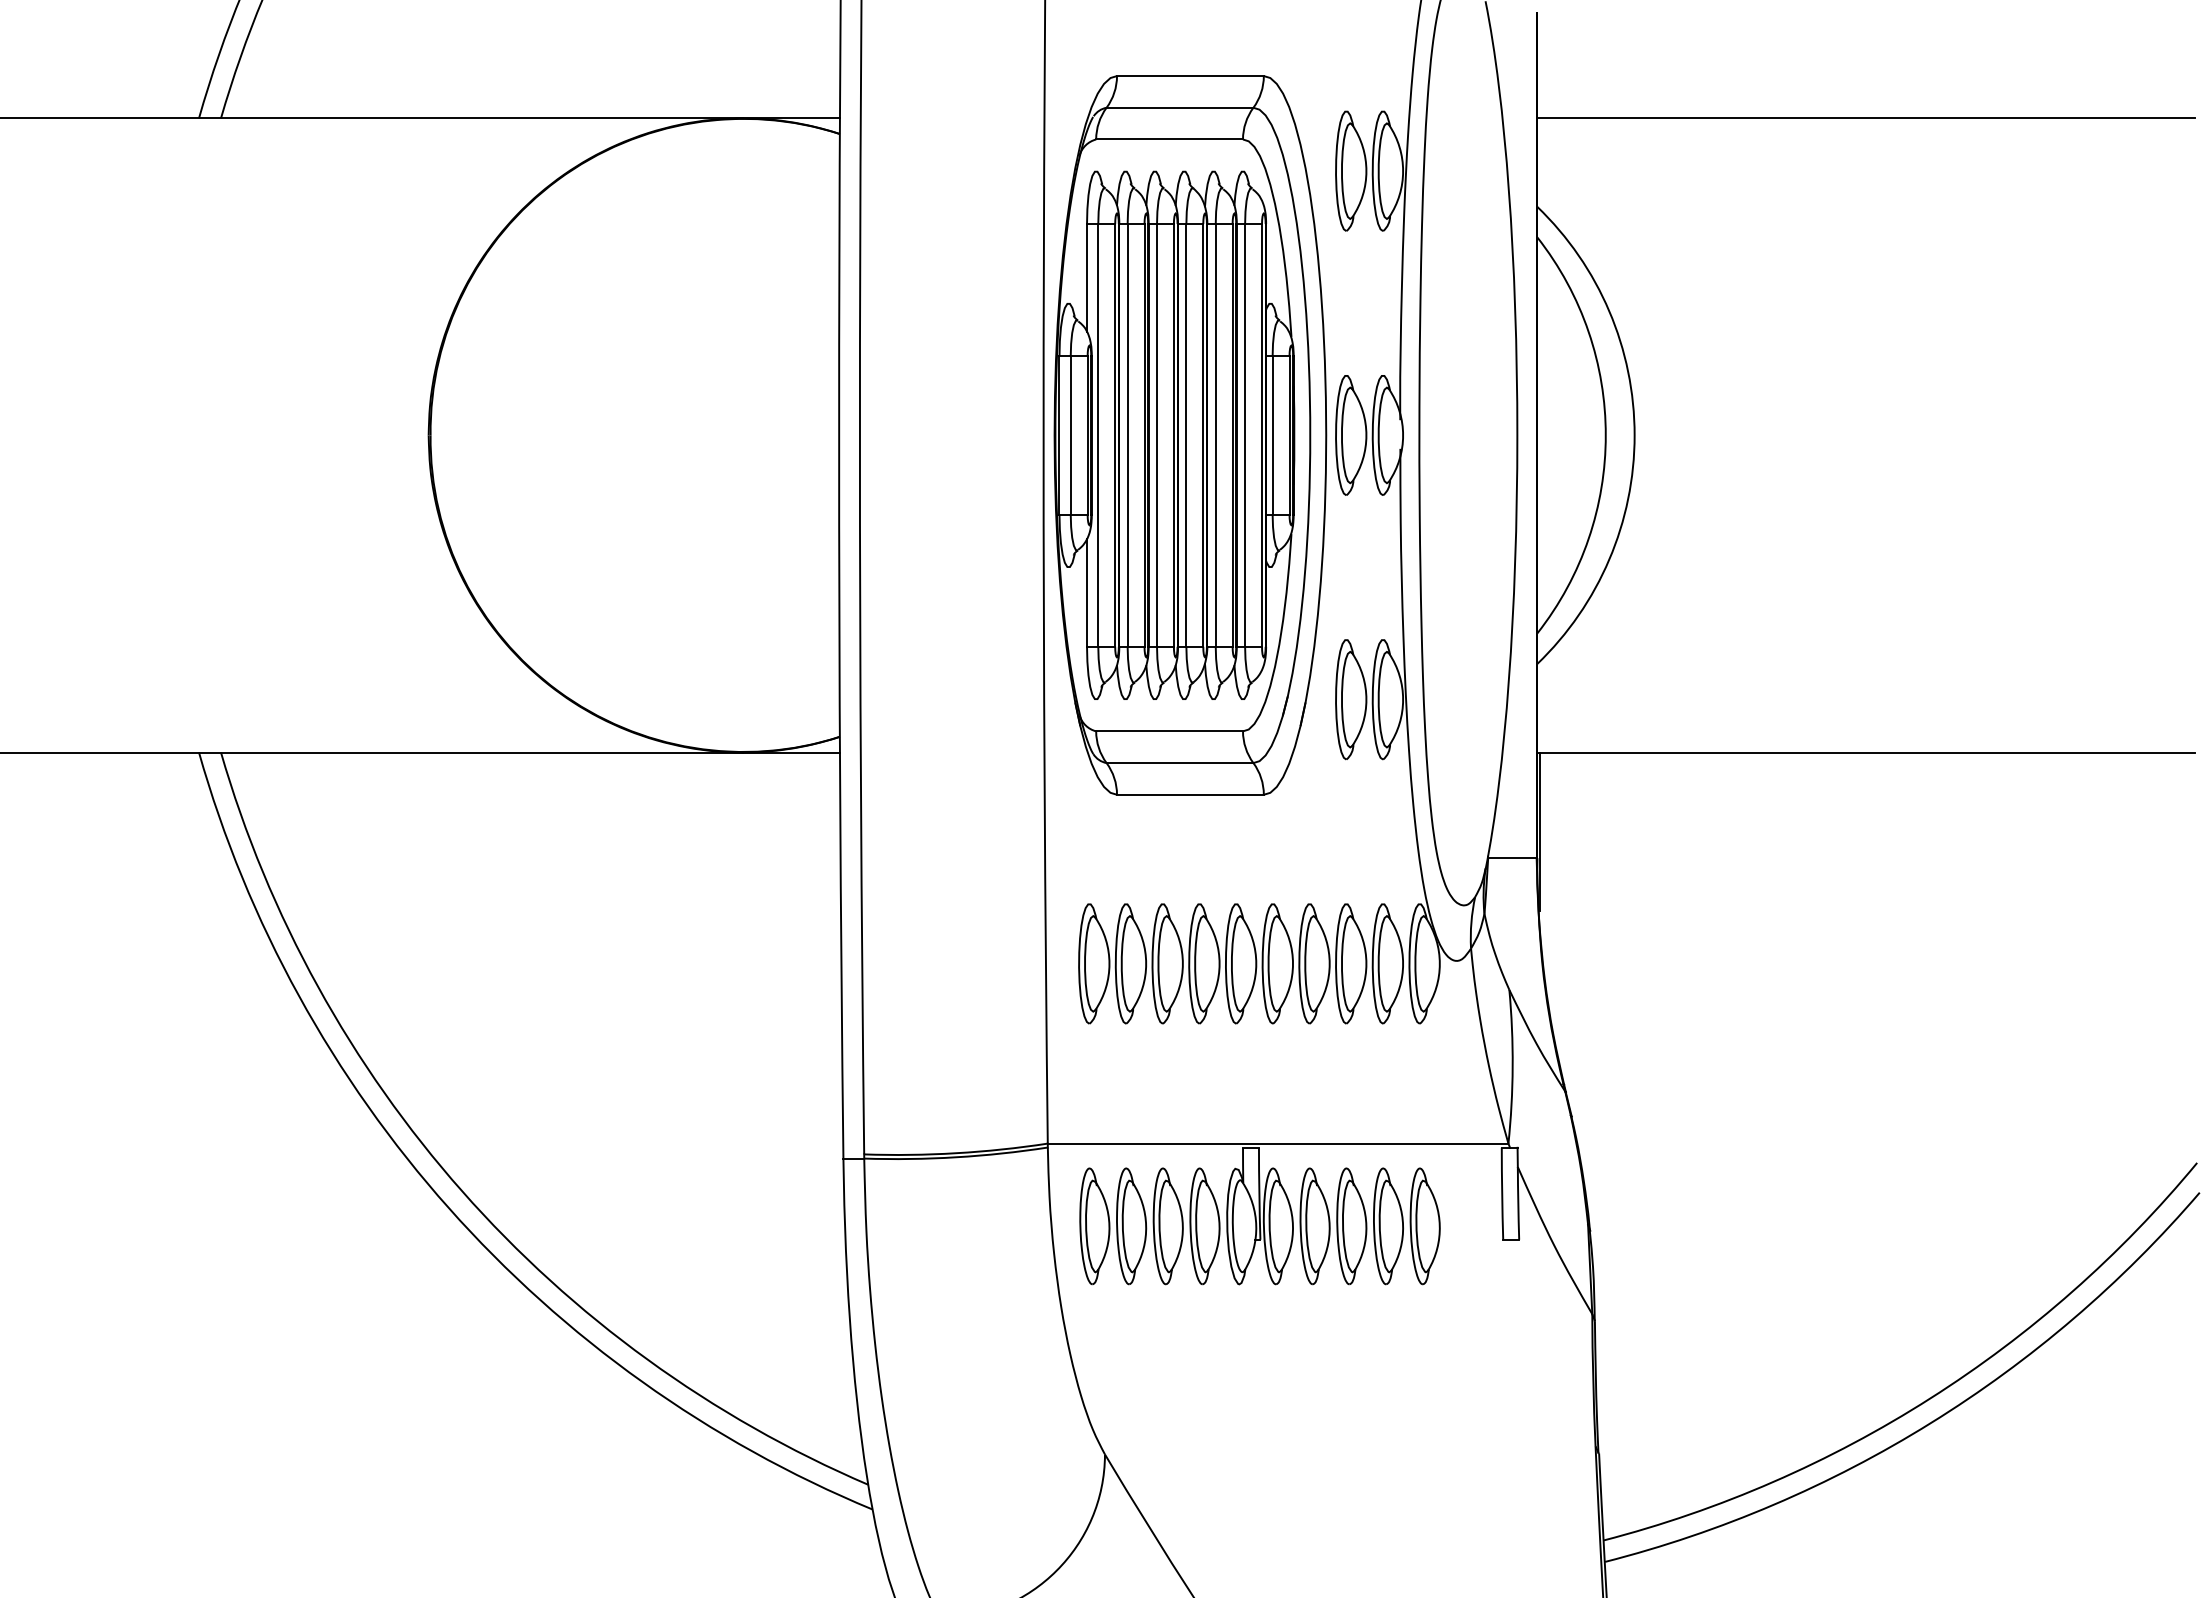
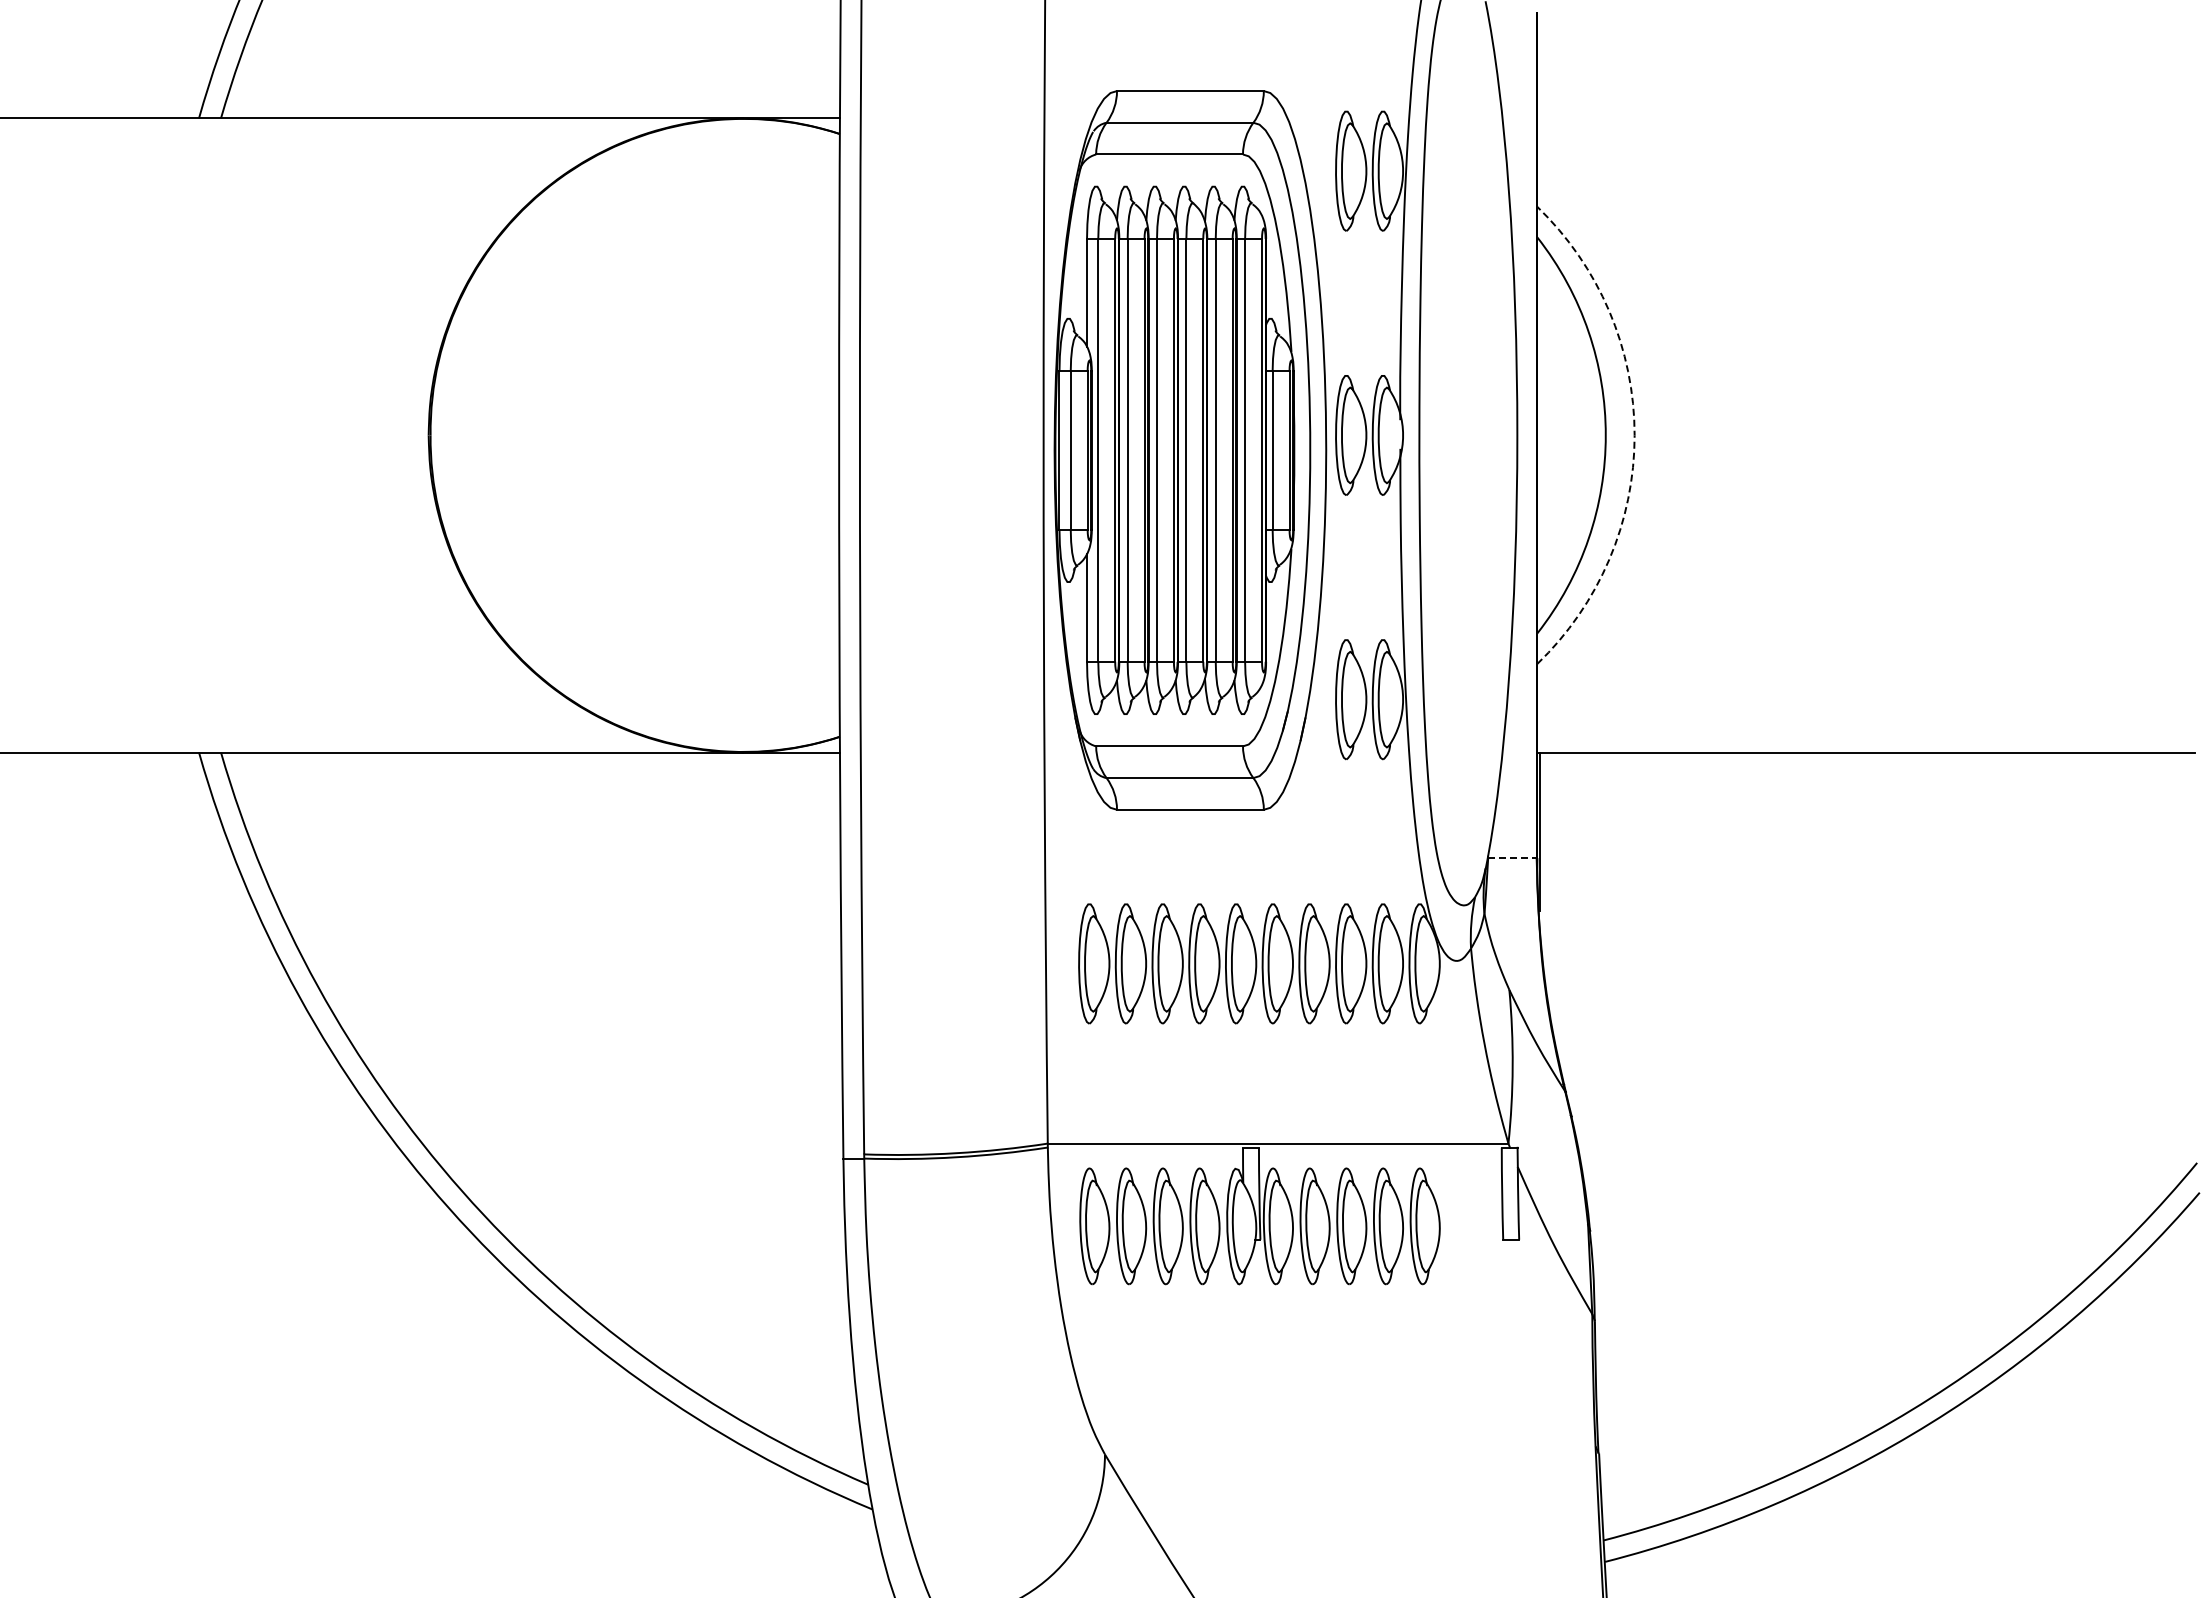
line: present -> none (1865, 118)
part position: (1190, 435) -> (1190, 450) (1190, 450)
arc: solid -> dashed (1634, 435)
line: solid -> dashed (1512, 858)
